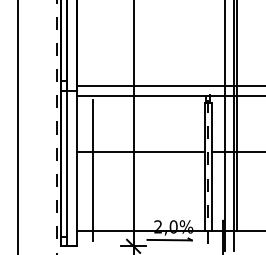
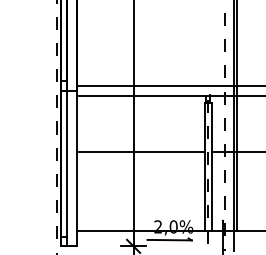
line: solid -> dashed (224, 125)
line: present -> none (17, 126)
line: present -> none (92, 170)
